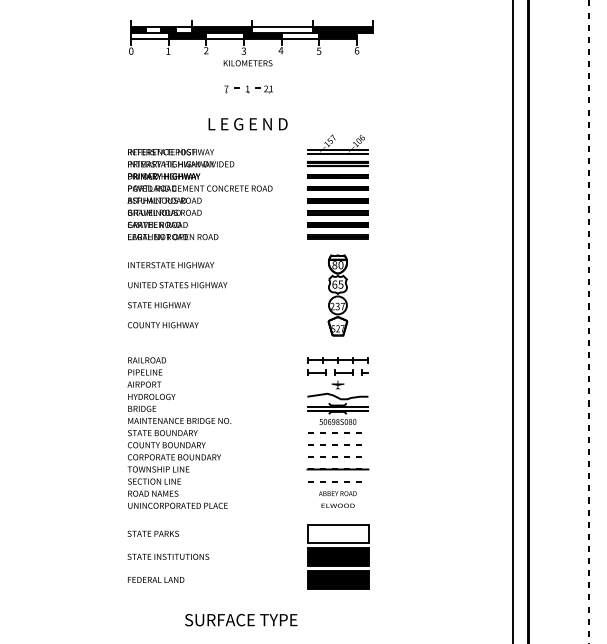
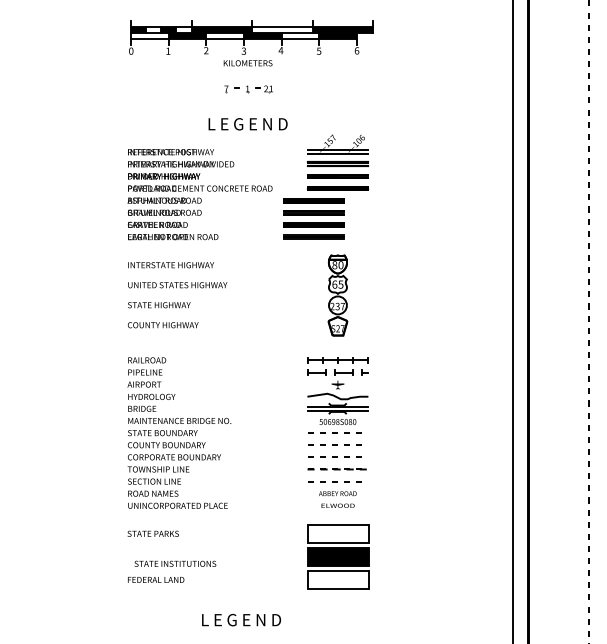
part position: (337, 218) -> (313, 218) (313, 218)
line: solid -> dashed (338, 469)
text position: (168, 556) -> (175, 563) (175, 563)
fill: present -> none (337, 579)
text: SURFACE TYPE -> L E G E N D (241, 619)
